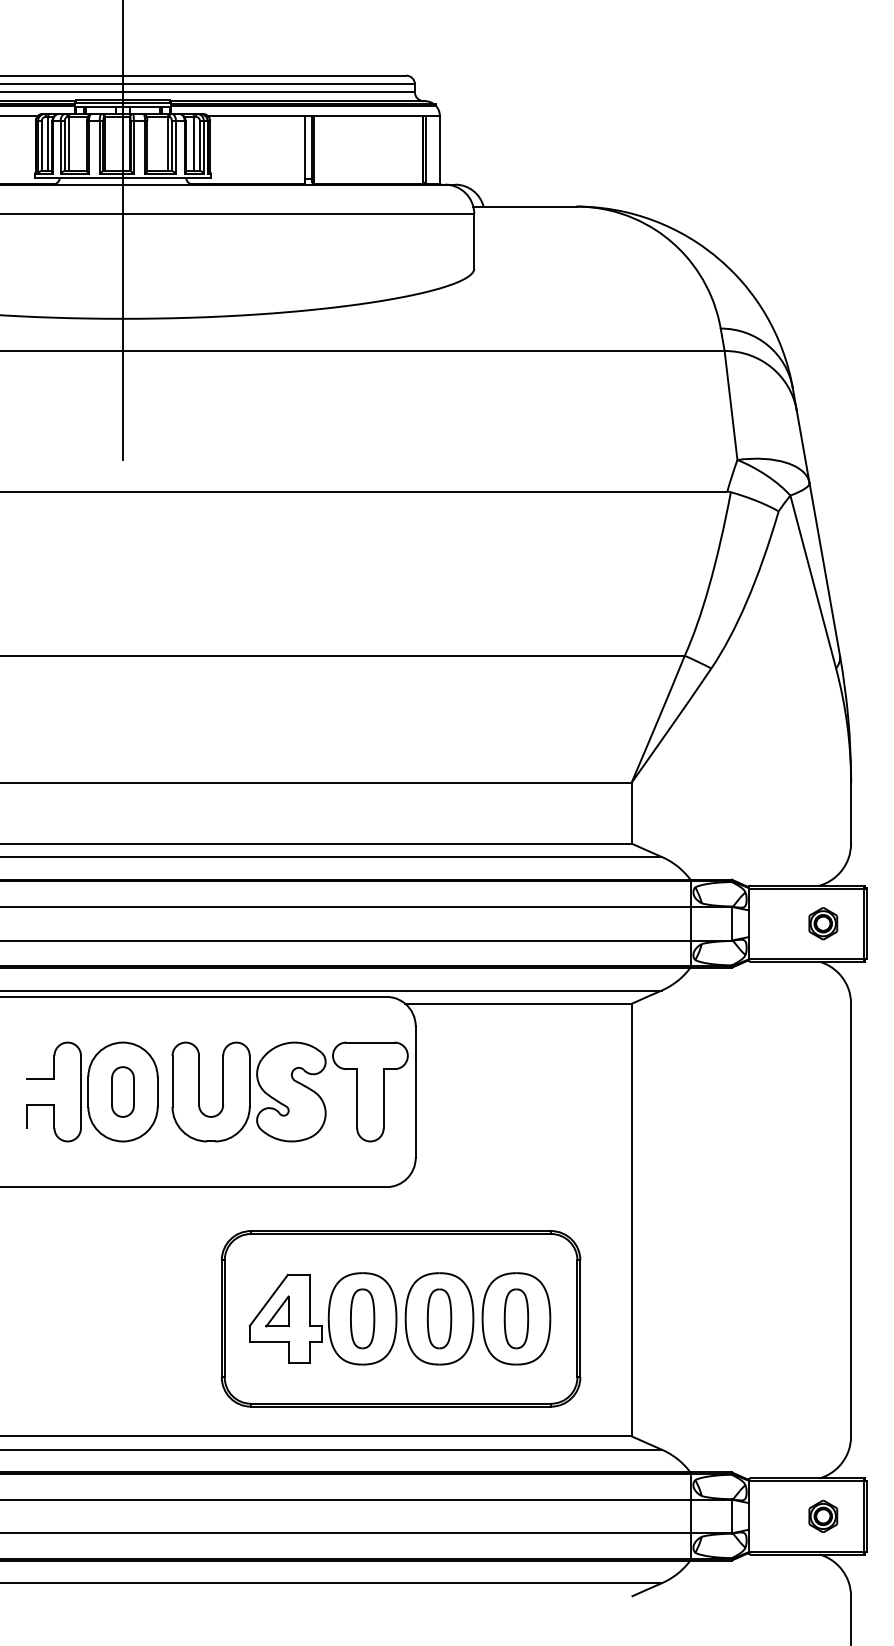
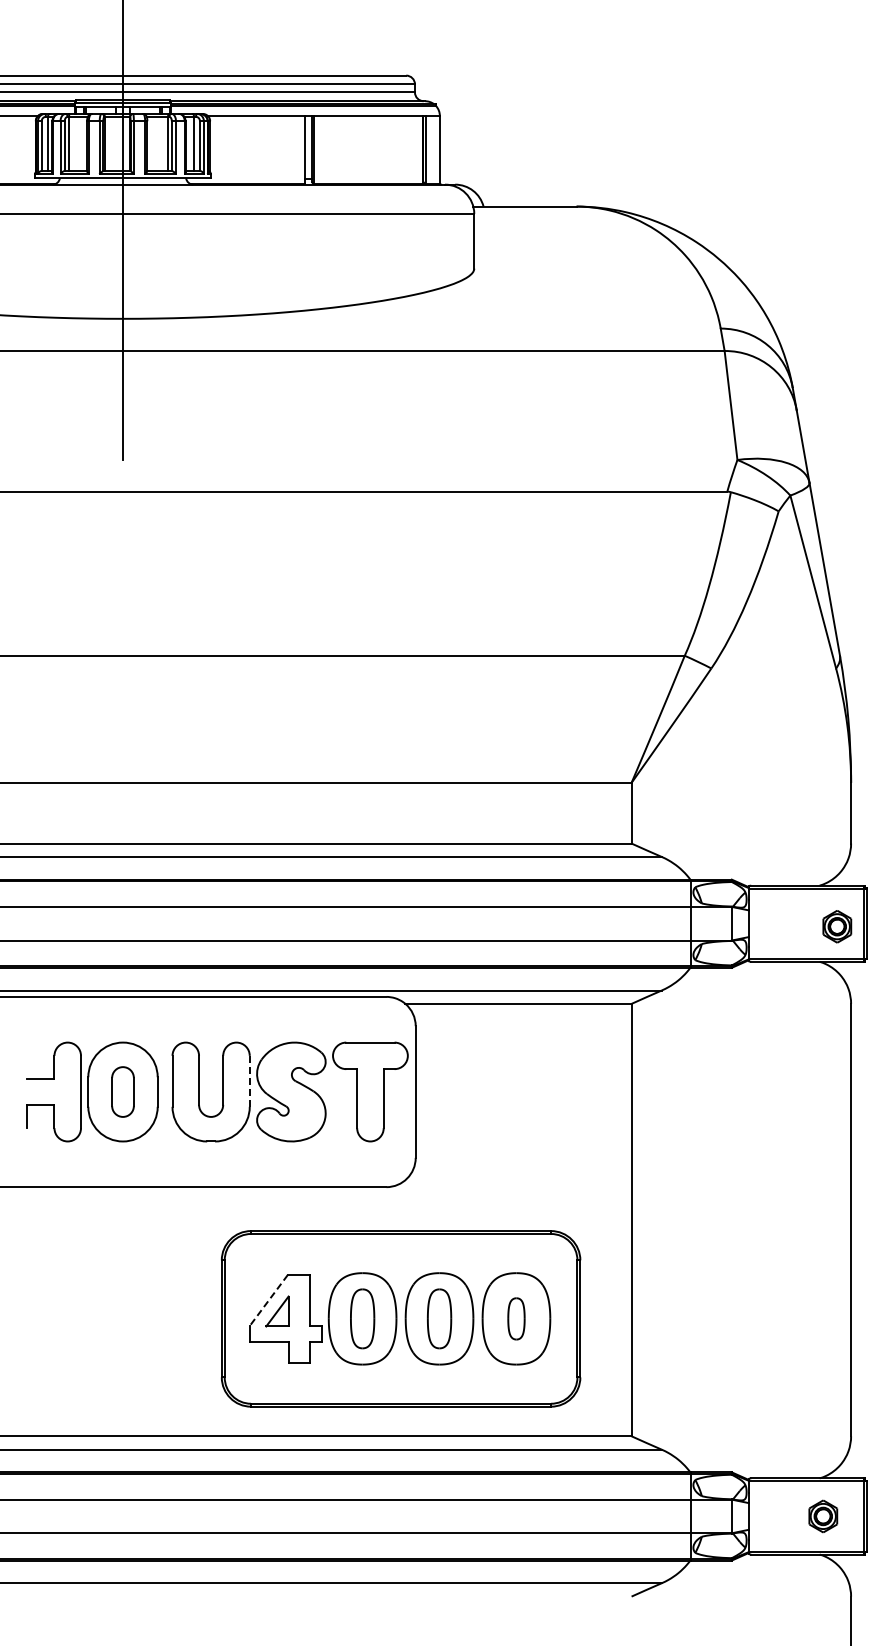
part position: (823, 923) -> (837, 926) (837, 926)
line: solid -> dashed (249, 1081)
line: solid -> dashed (268, 1300)
part size: 27x62 px -> 19x44 px (516, 1318)
